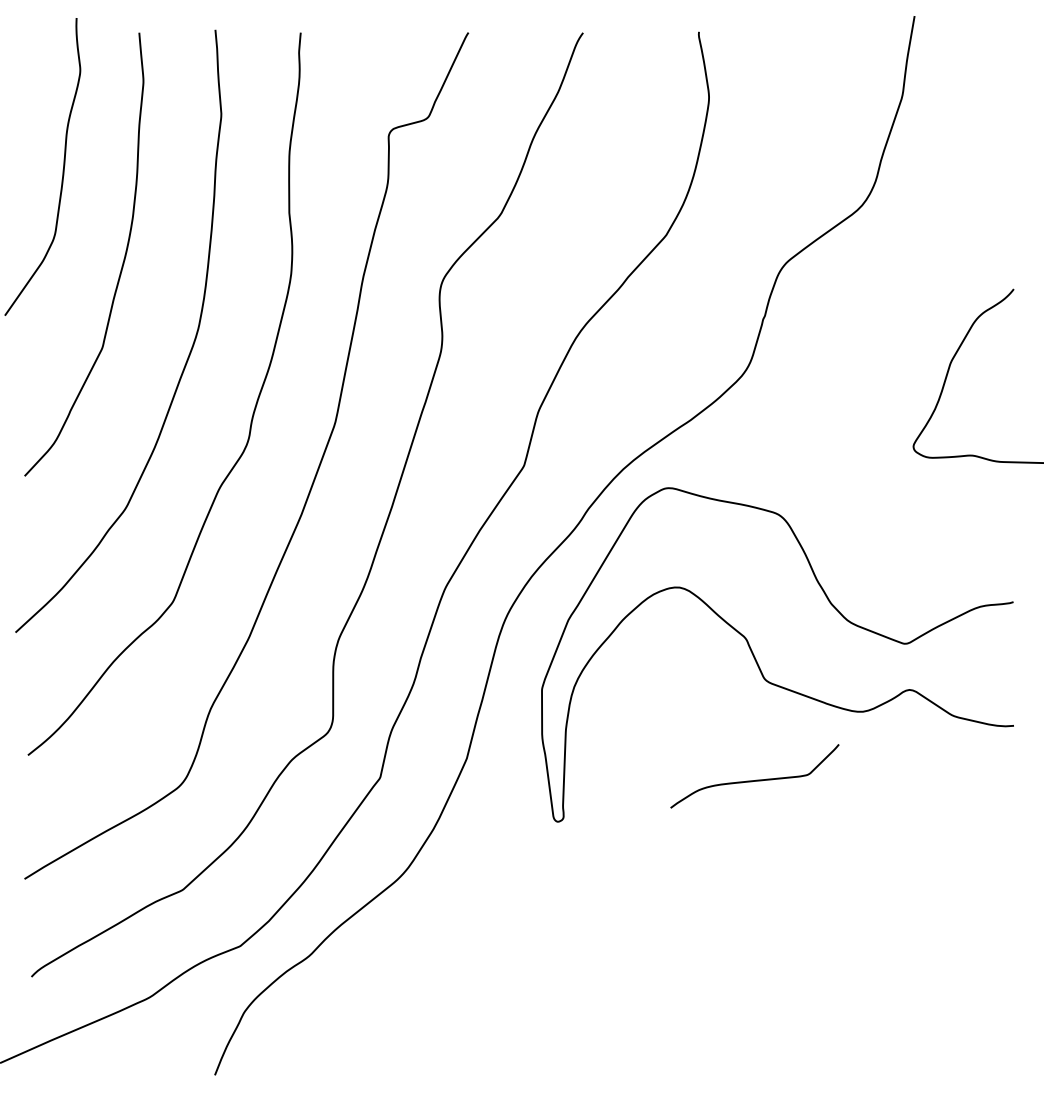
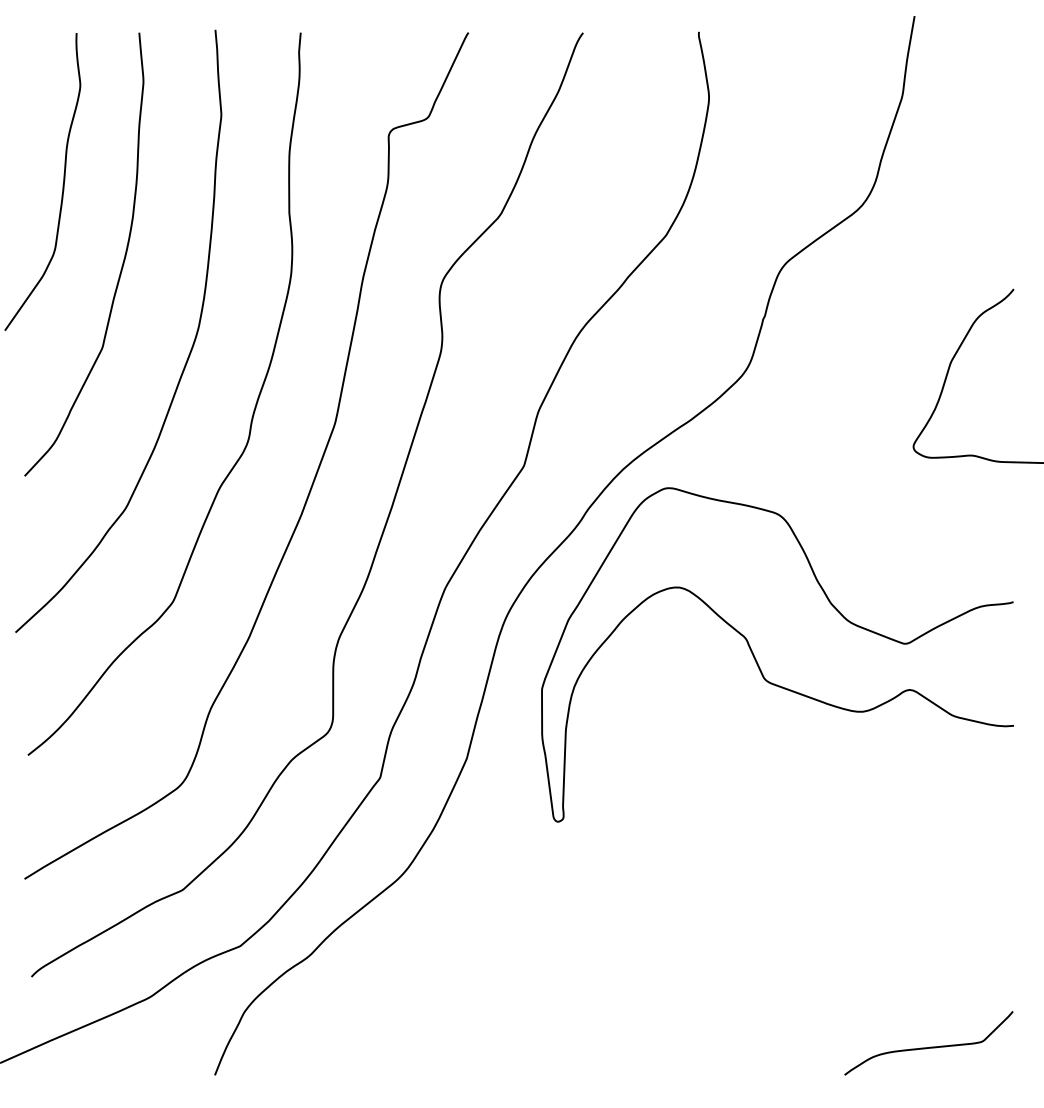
curve position: (62, 169) -> (62, 184) (62, 184)
curve position: (756, 779) -> (930, 1046) (930, 1046)
